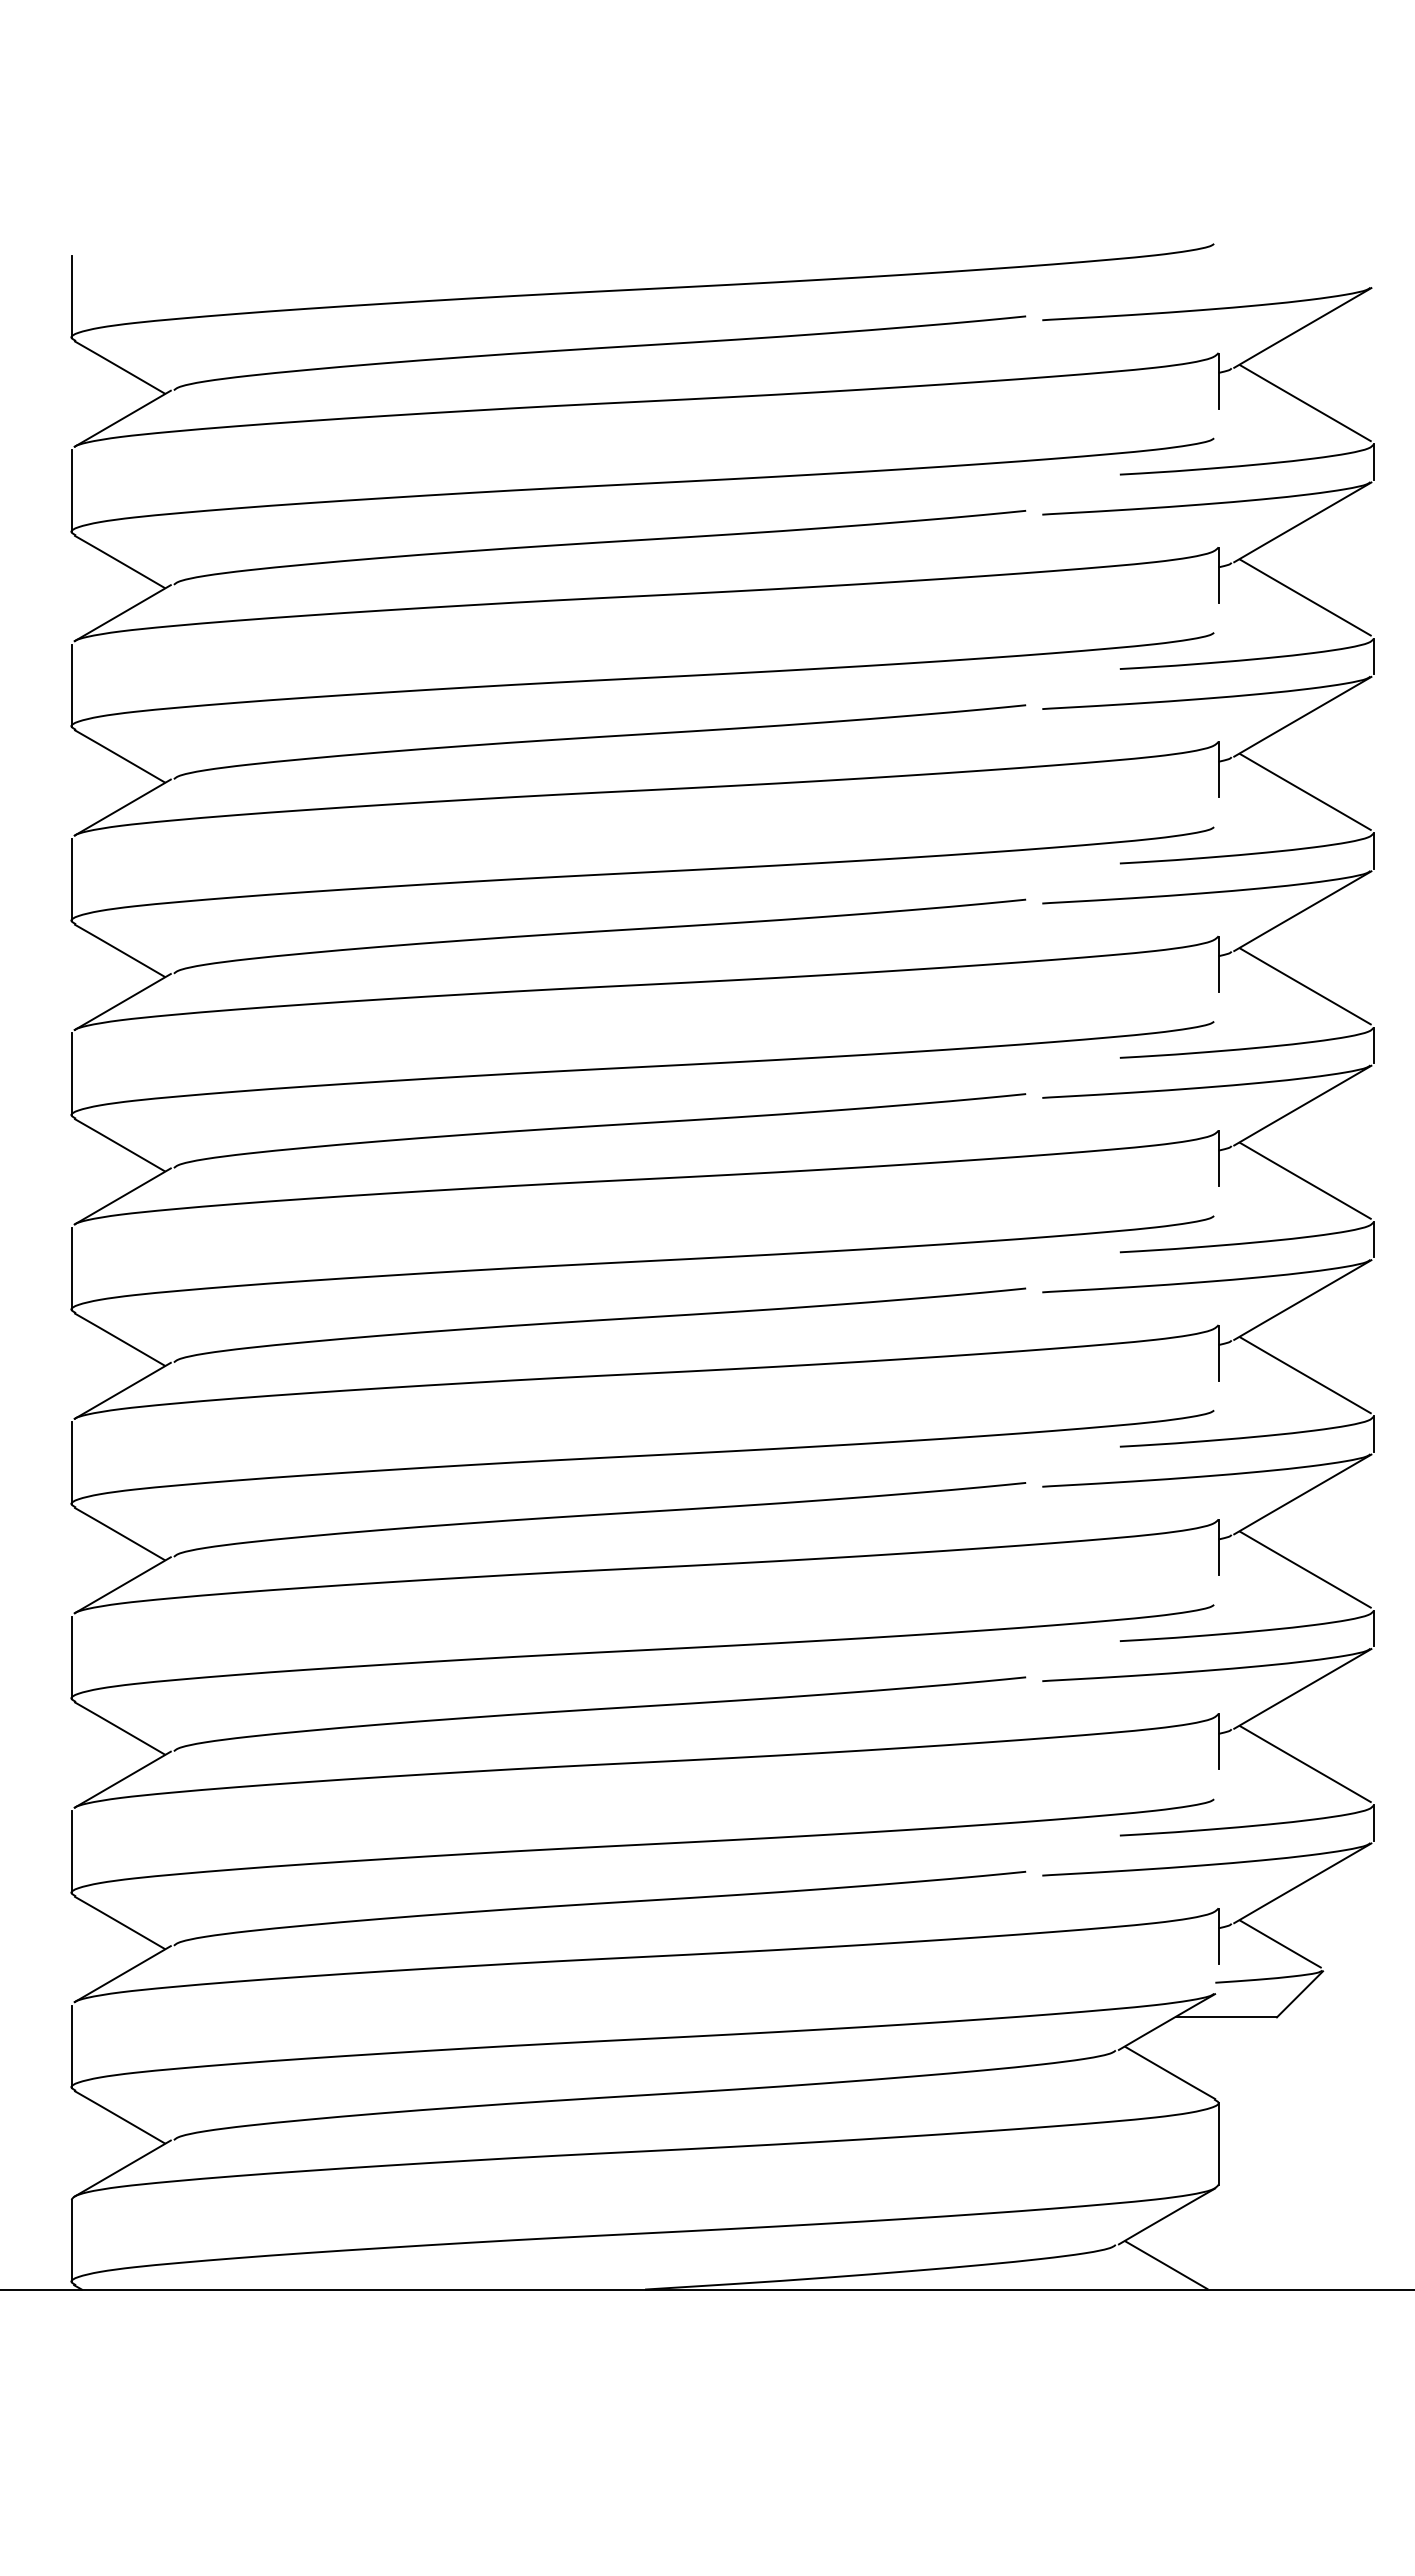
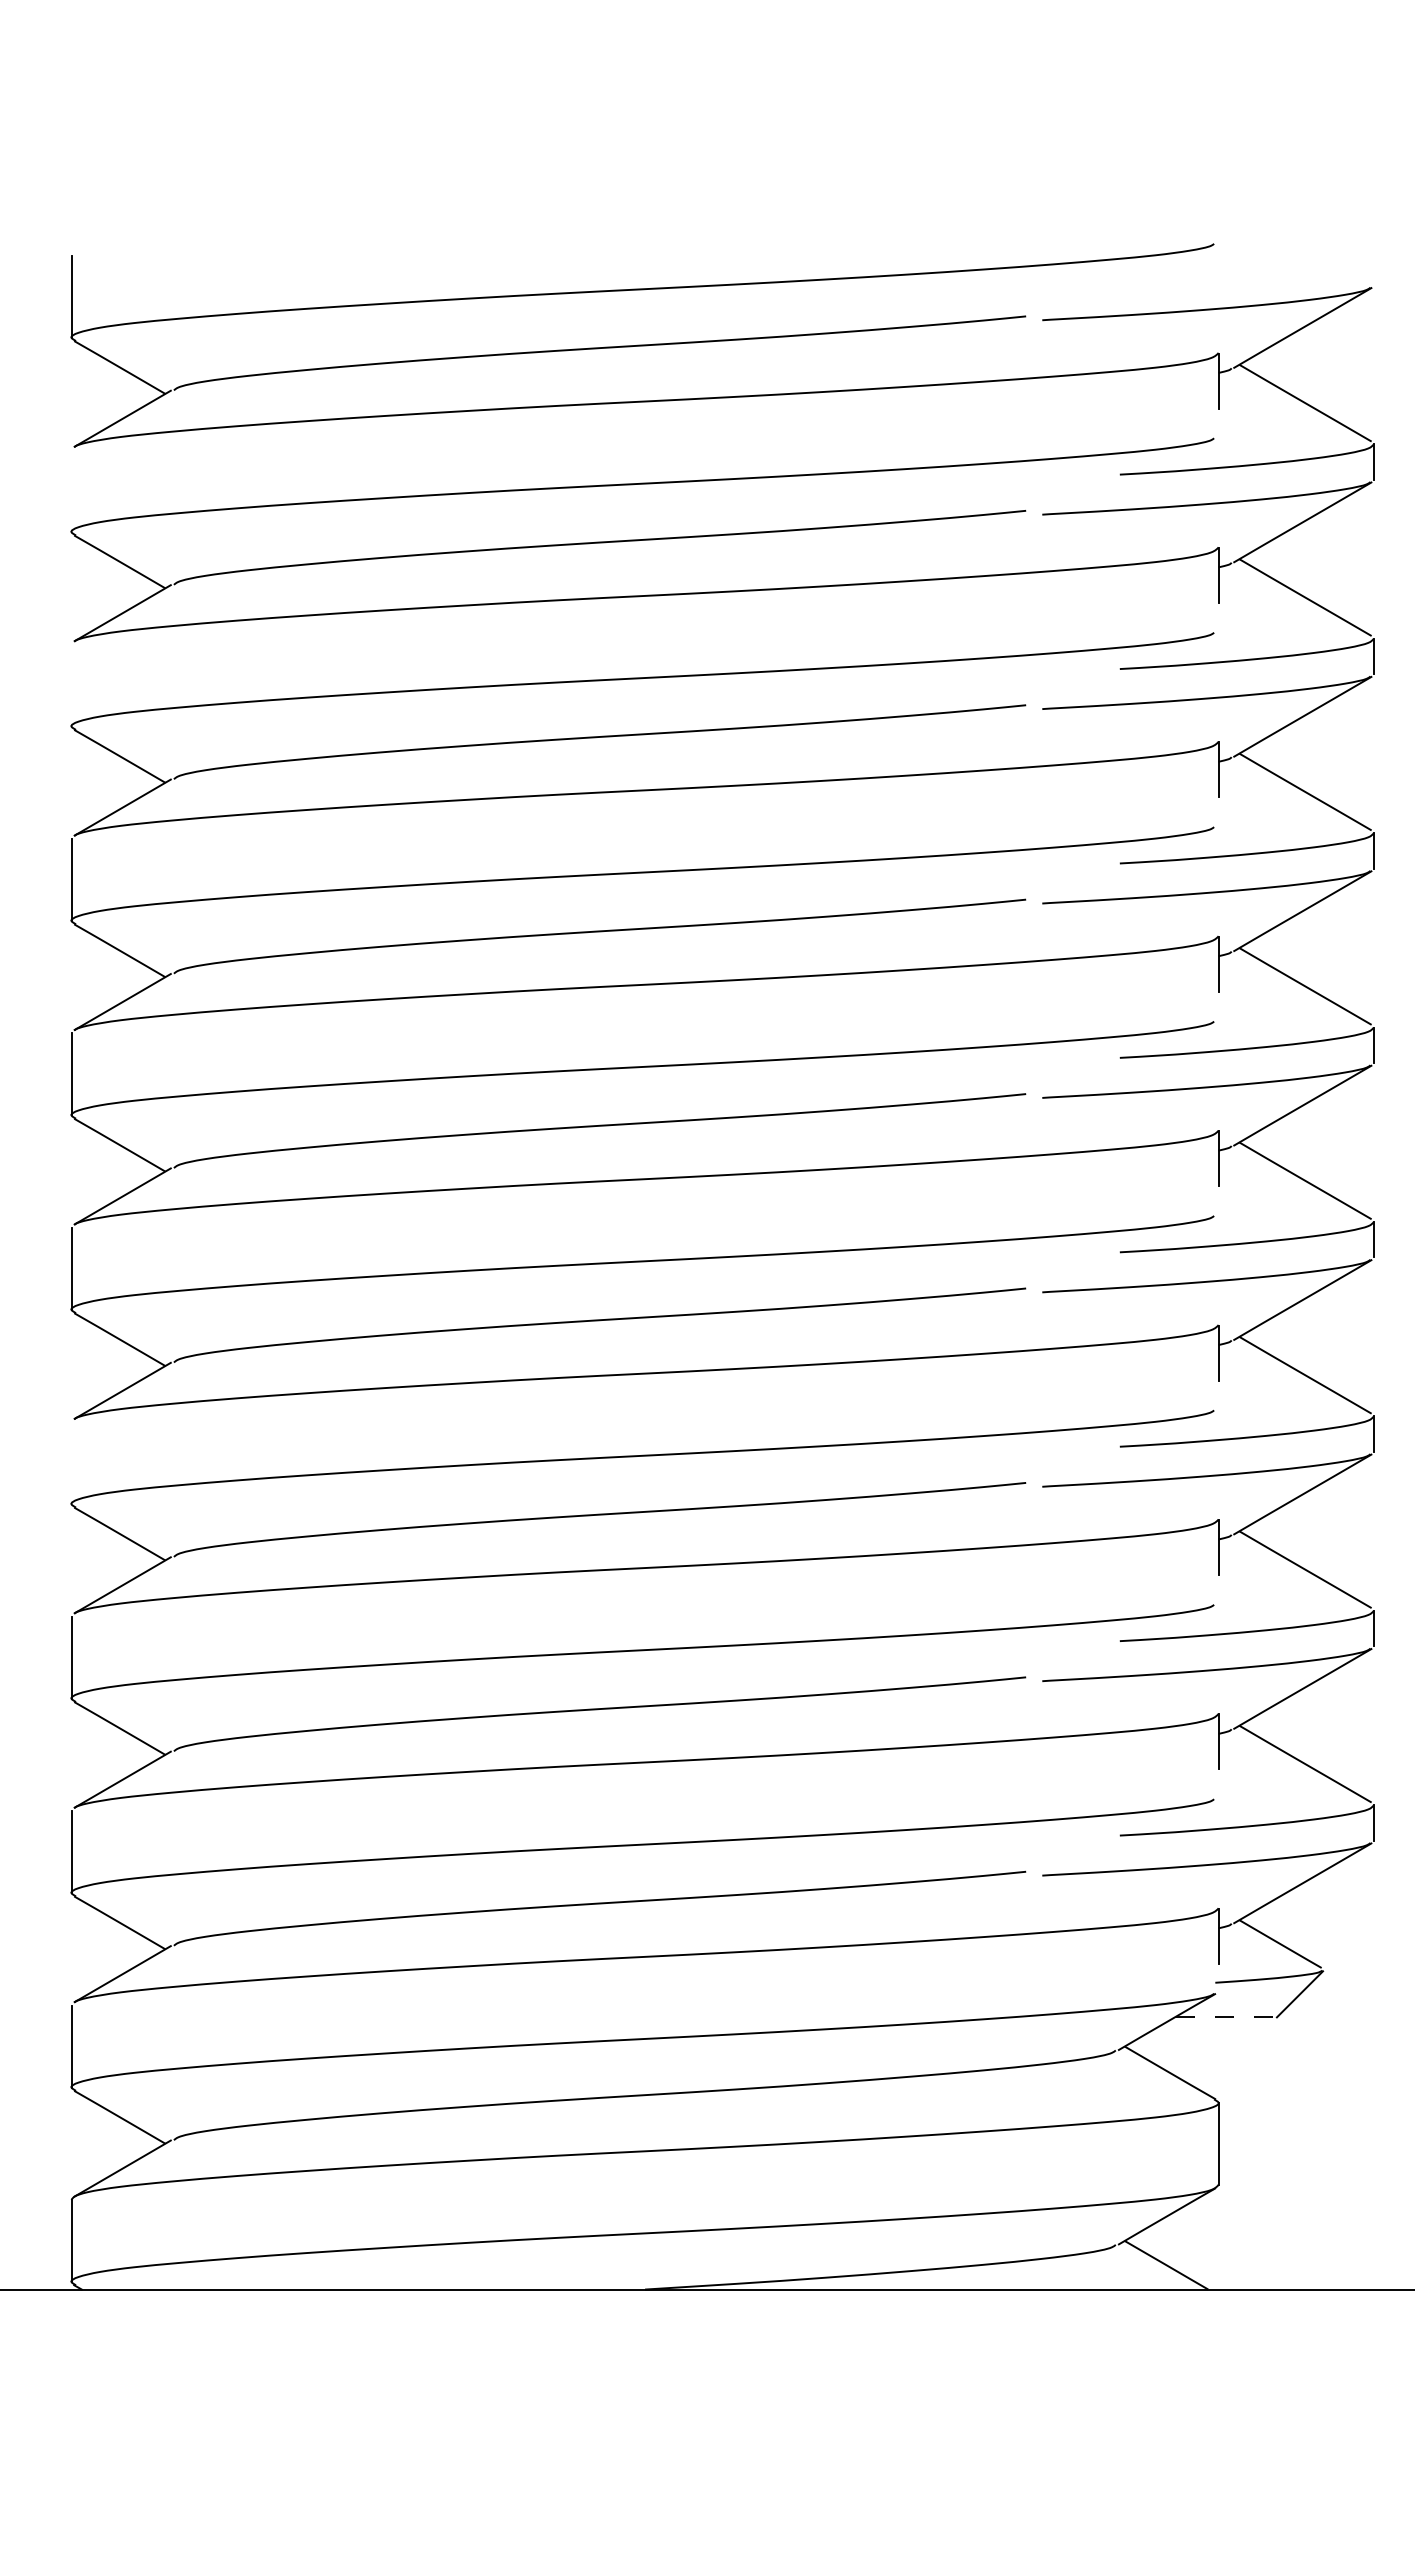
line: present -> none (71, 491)
line: present -> none (71, 685)
line: present -> none (71, 1463)
line: solid -> dashed (1226, 2017)
